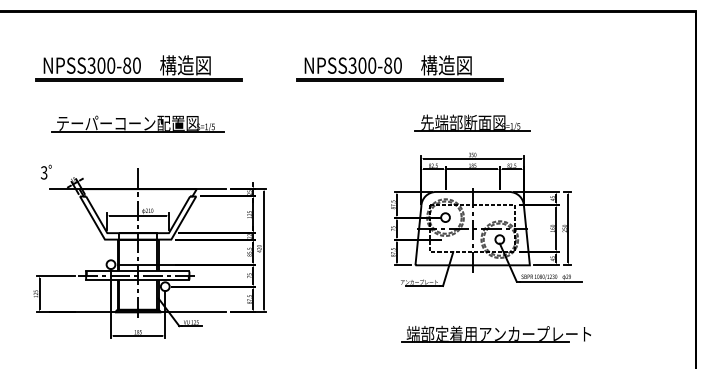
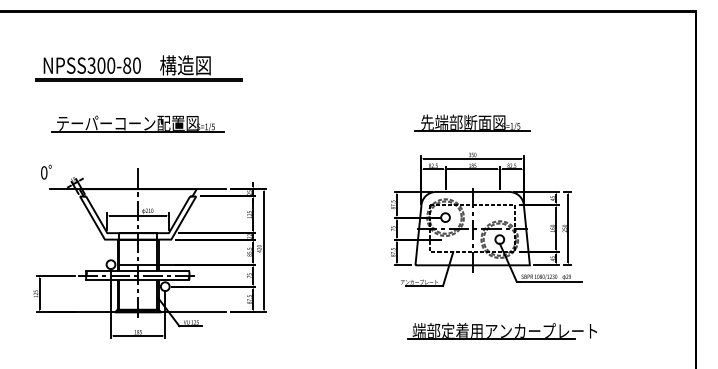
part: present -> none (399, 68)
text: 3 -> 0 (44, 172)
part position: (495, 333) -> (501, 330) (501, 330)
